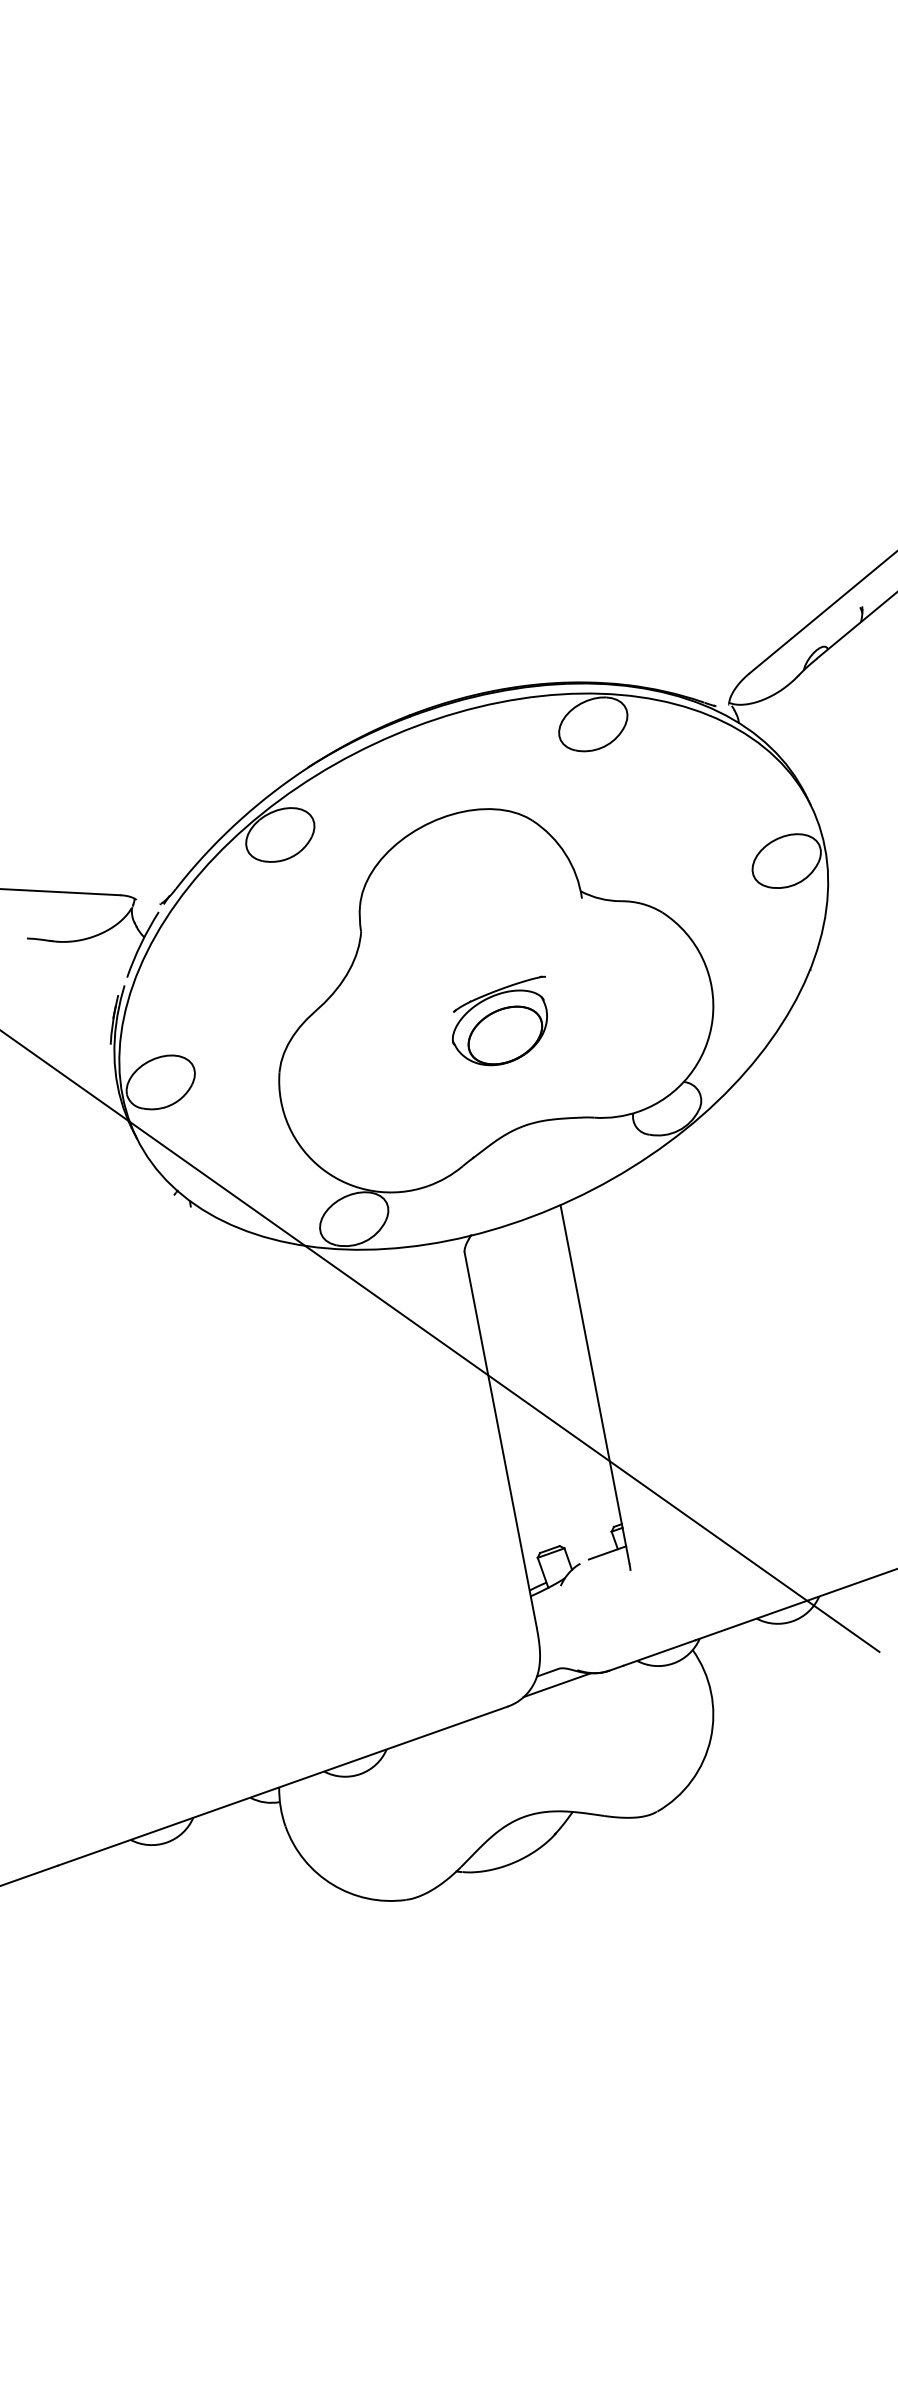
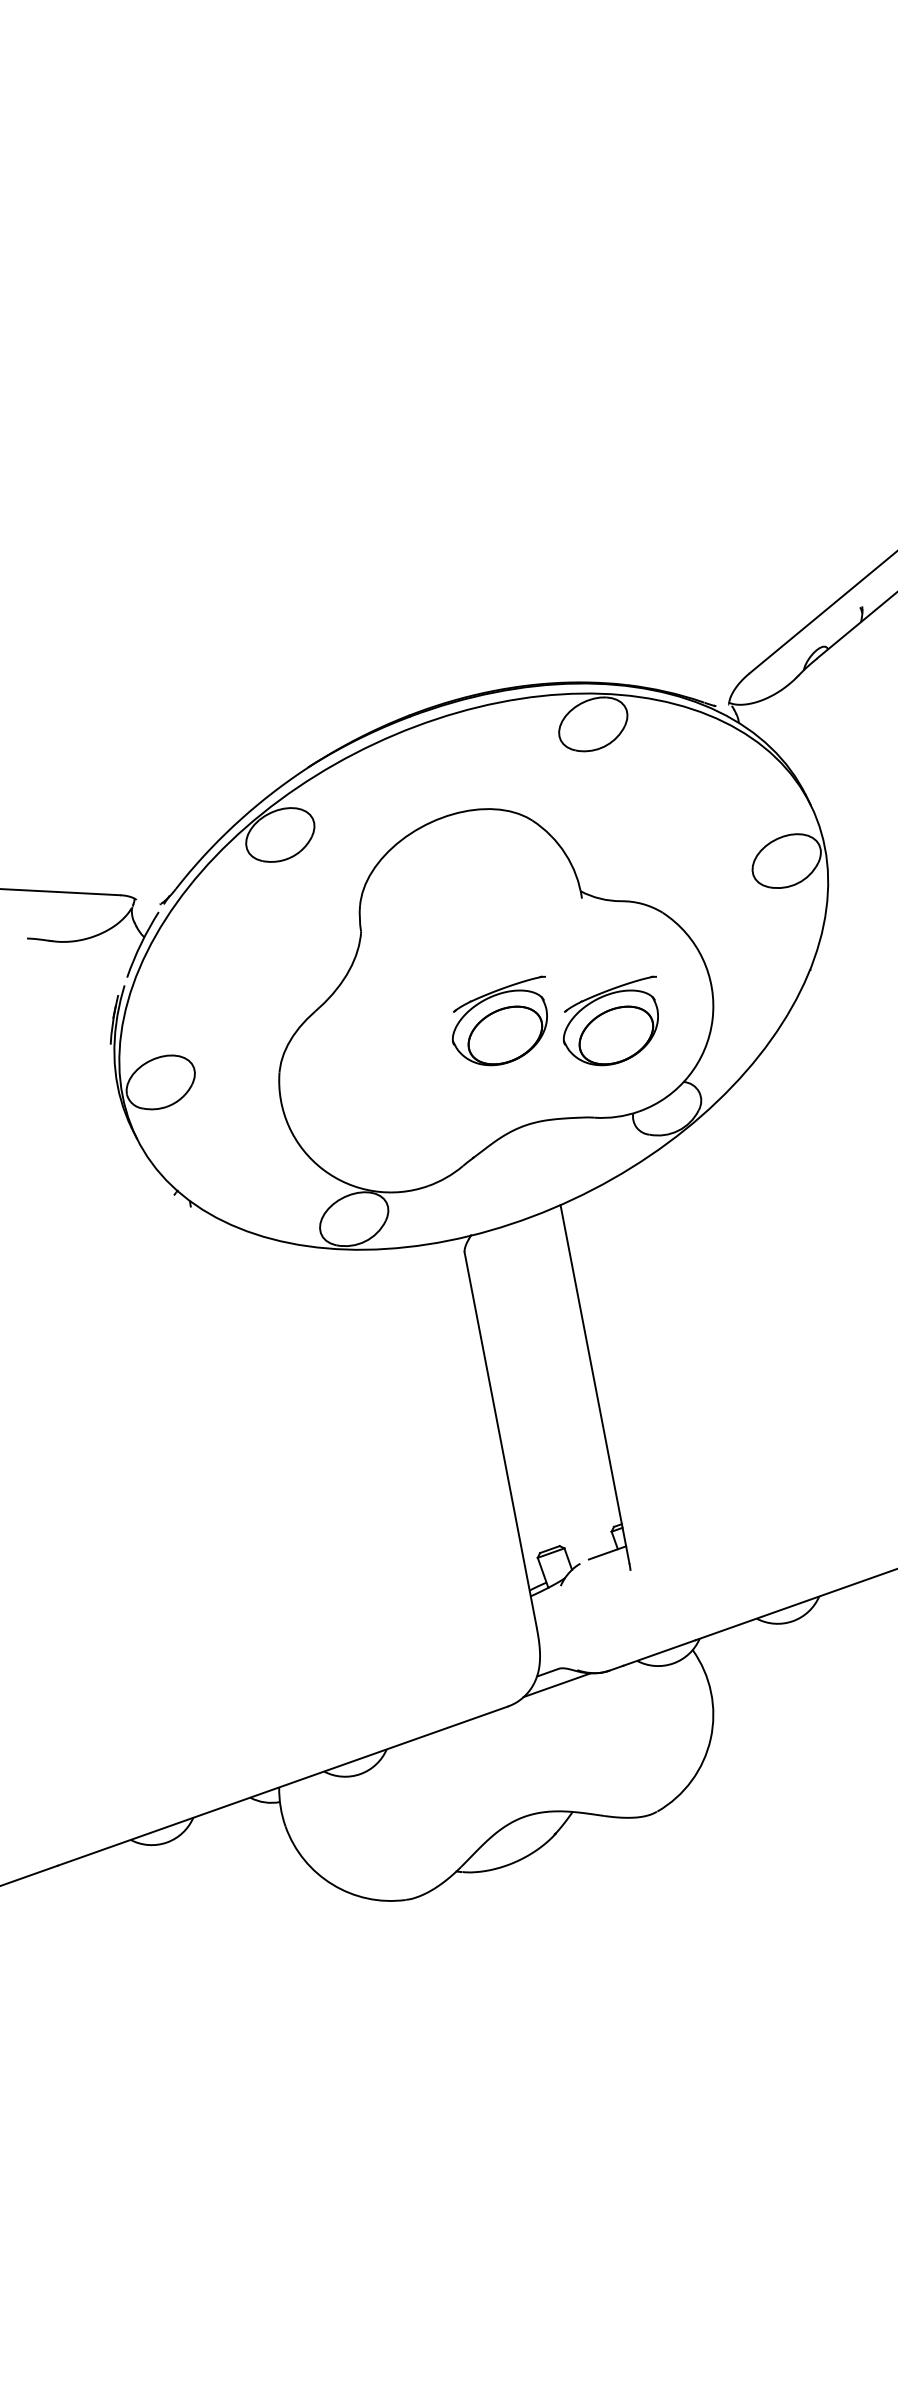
part: none -> present (610, 1020)
line: present -> none (440, 1341)
